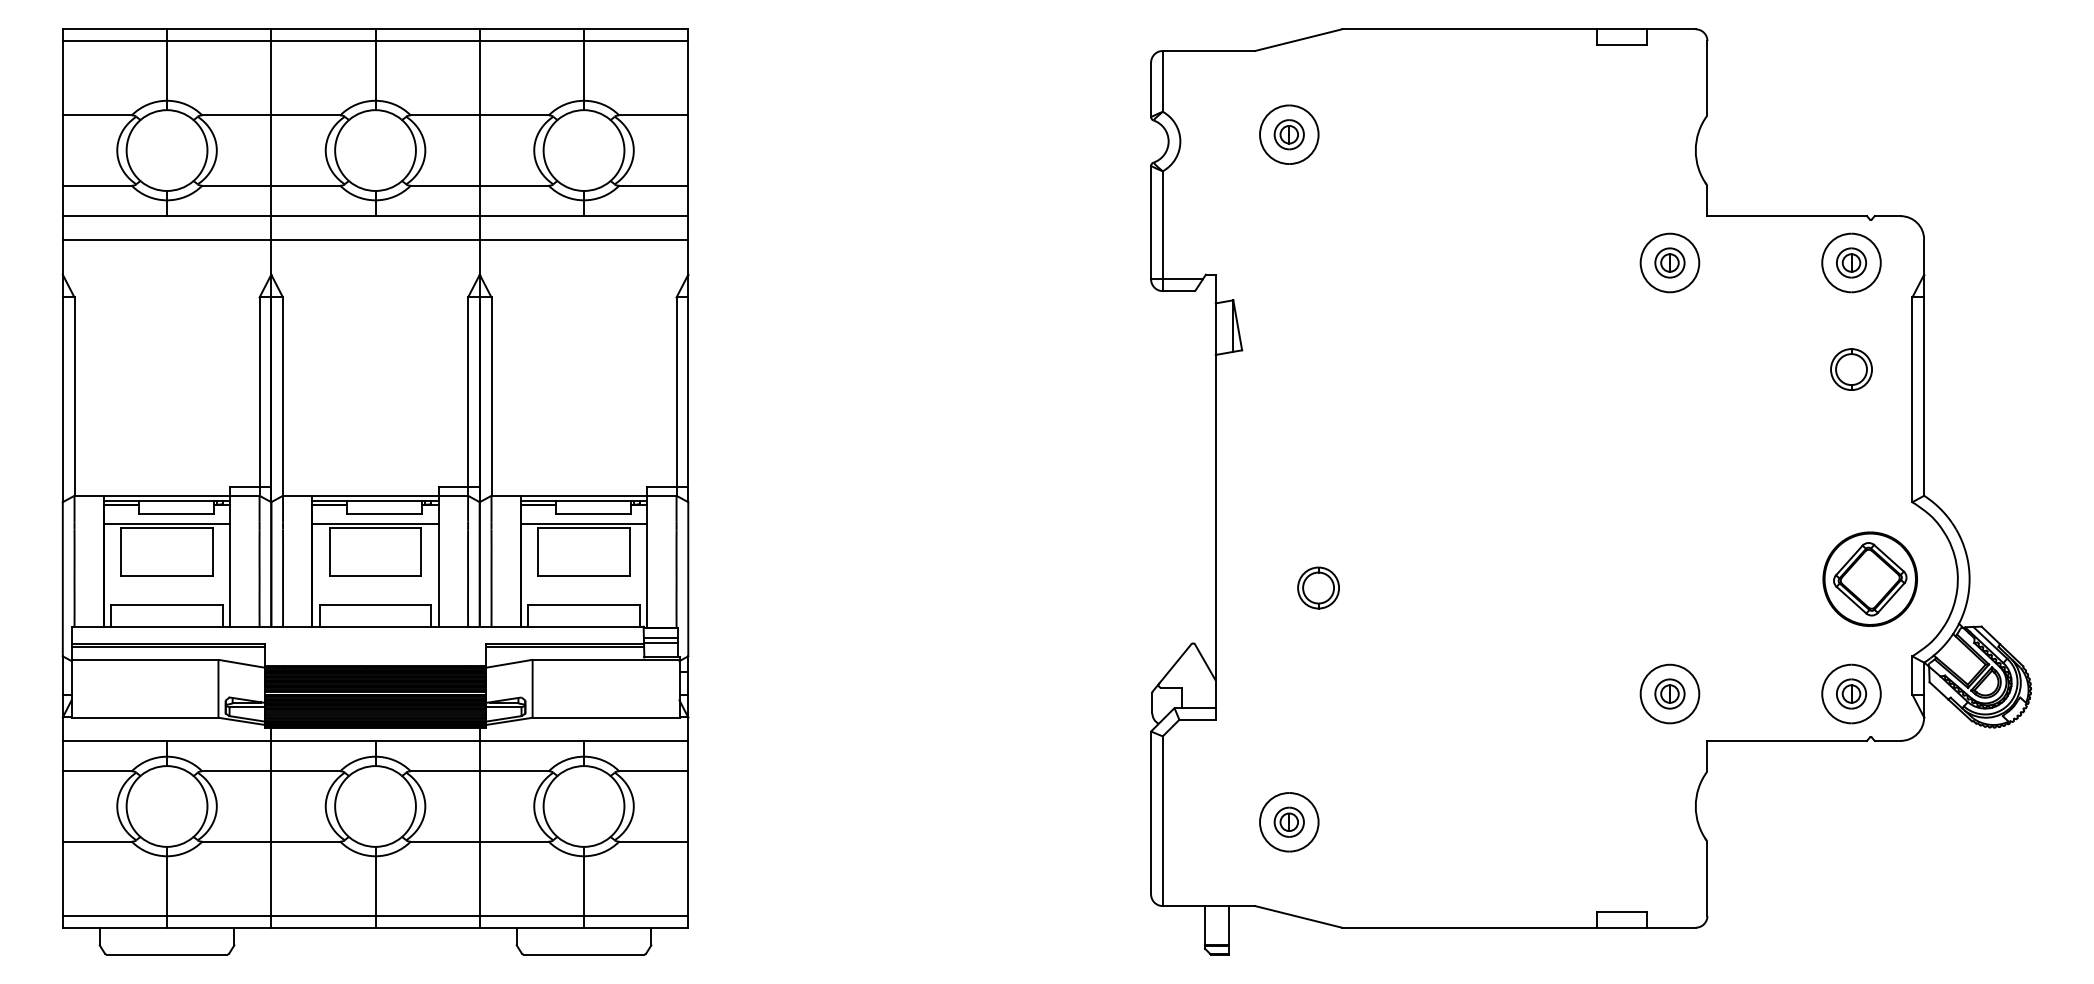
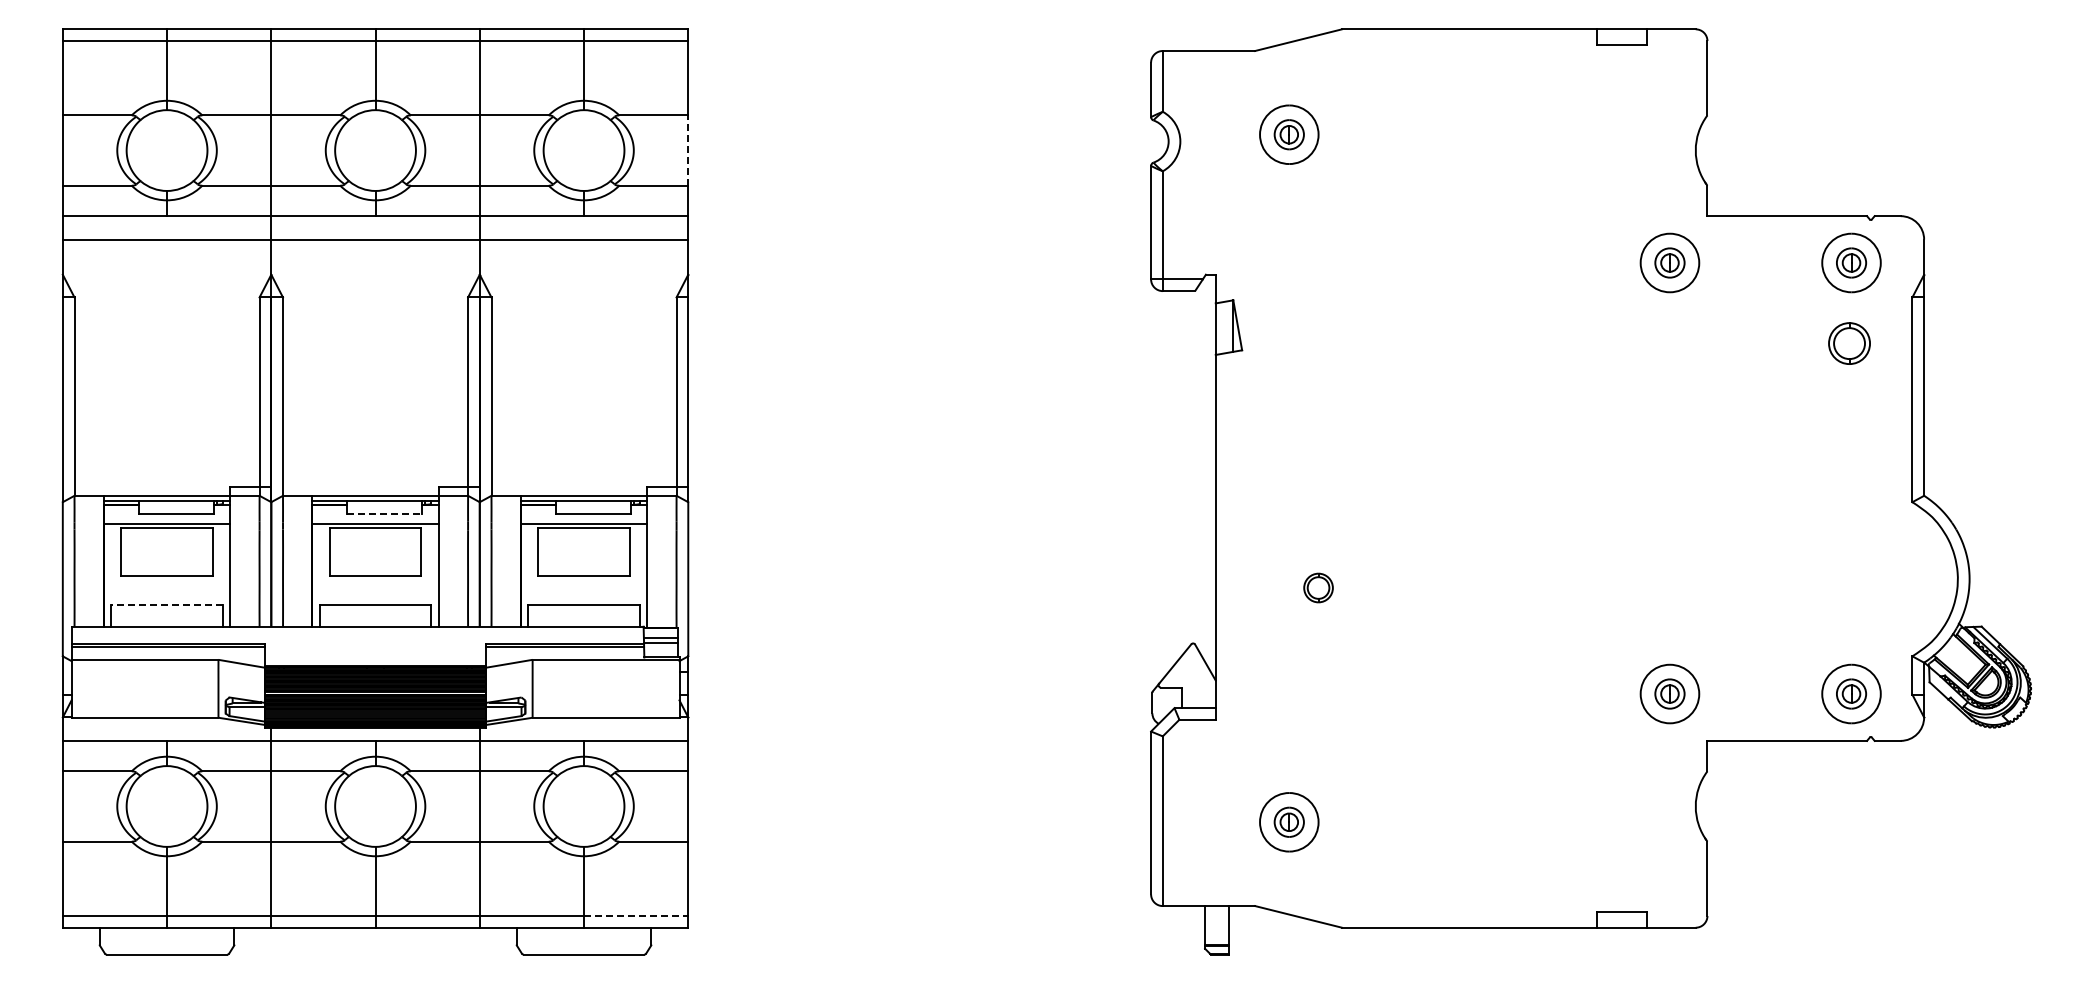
line: solid -> dashed (688, 150)
part position: (1851, 369) -> (1849, 343) (1849, 343)
line: solid -> dashed (385, 513)
part: present -> none (1869, 578)
part size: 43x44 px -> 31x32 px (1318, 587)
line: solid -> dashed (167, 605)
line: solid -> dashed (636, 916)
